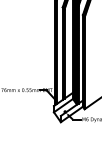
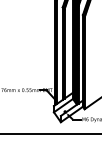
line: none -> present (50, 133)
